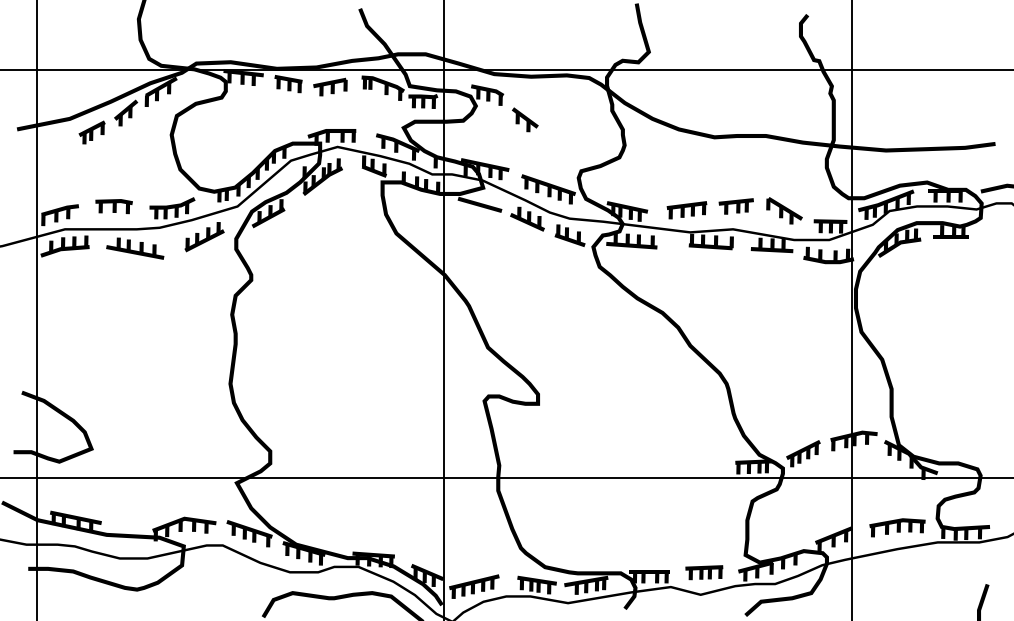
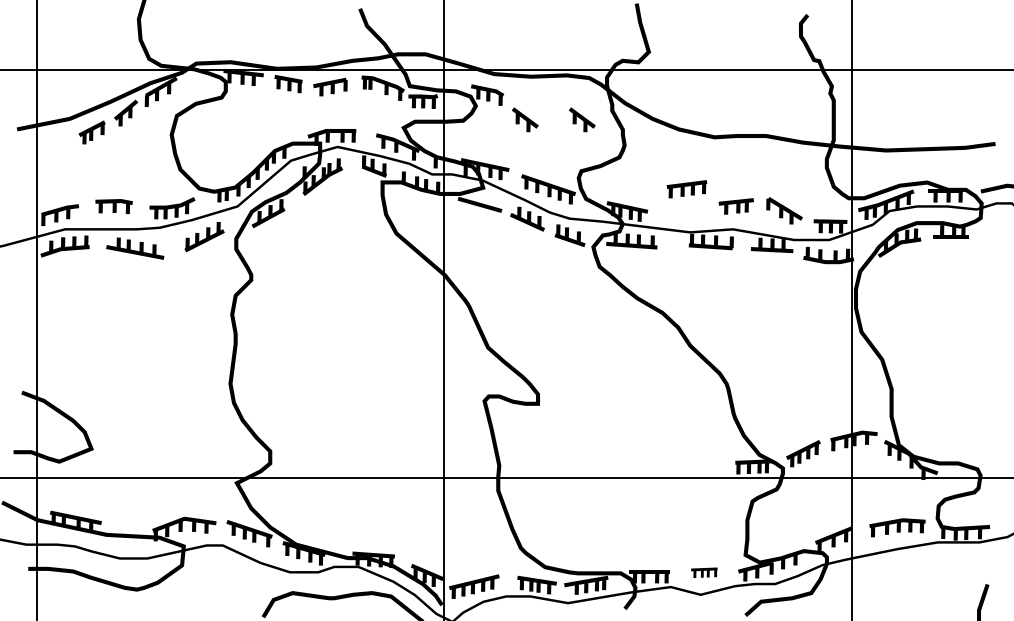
part: none -> present (582, 119)
part position: (686, 210) -> (686, 189) (686, 189)
part size: 39x16 px -> 27x11 px (704, 572)
